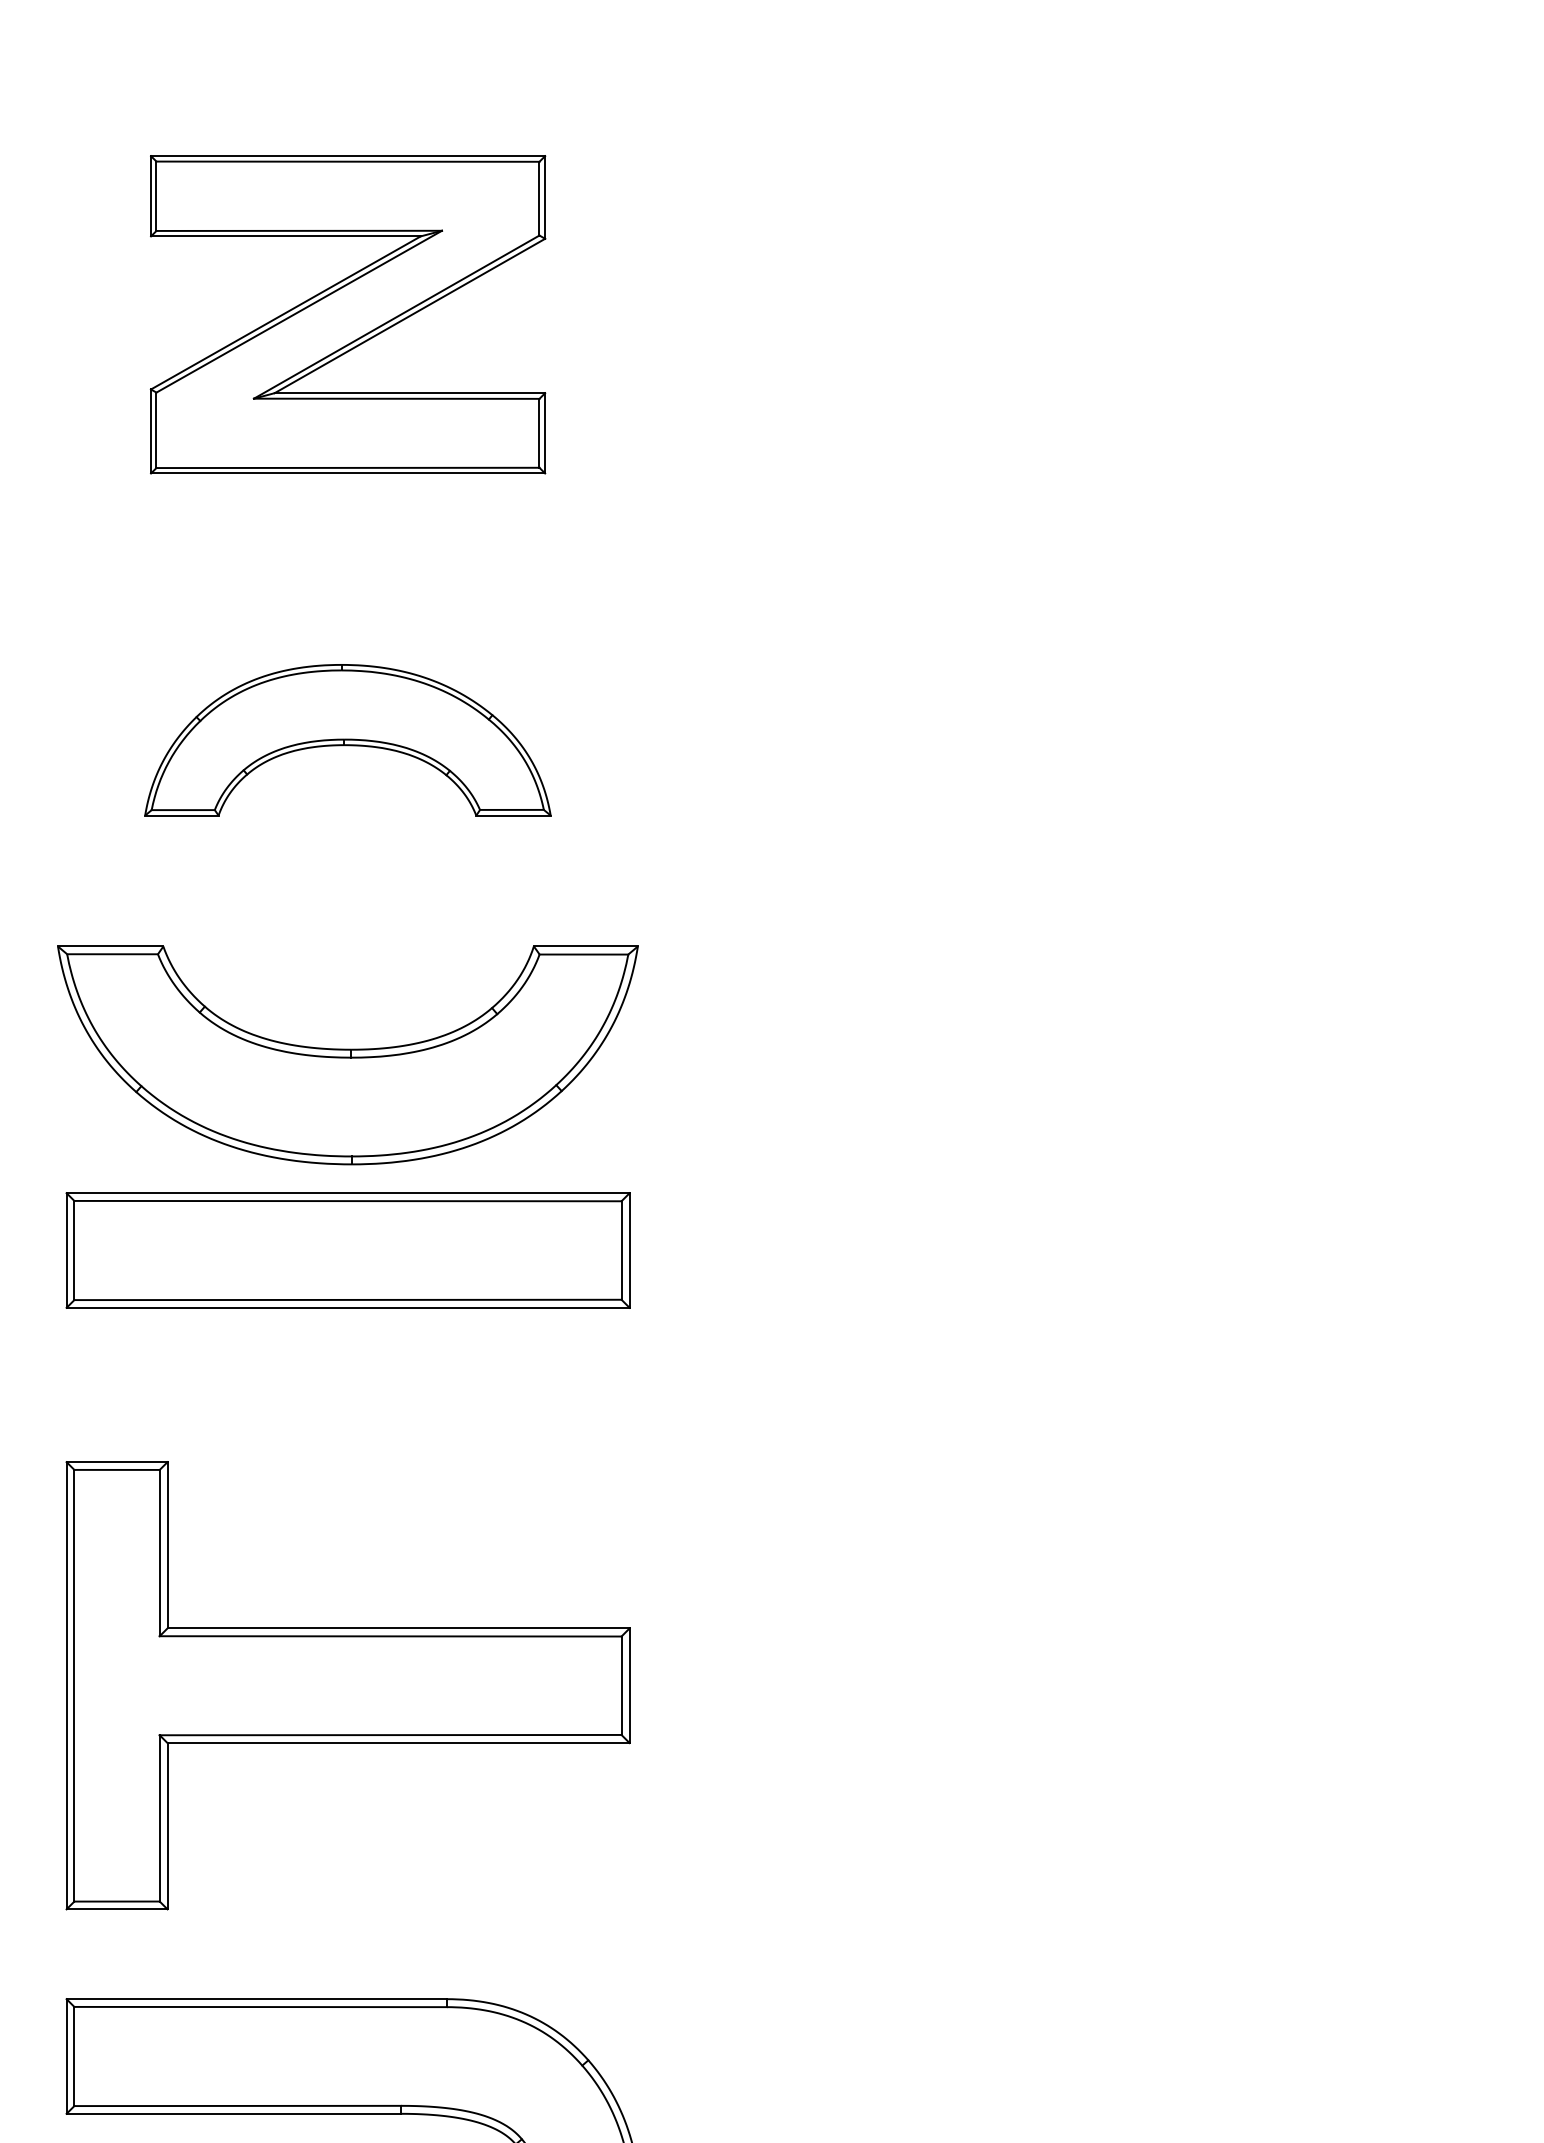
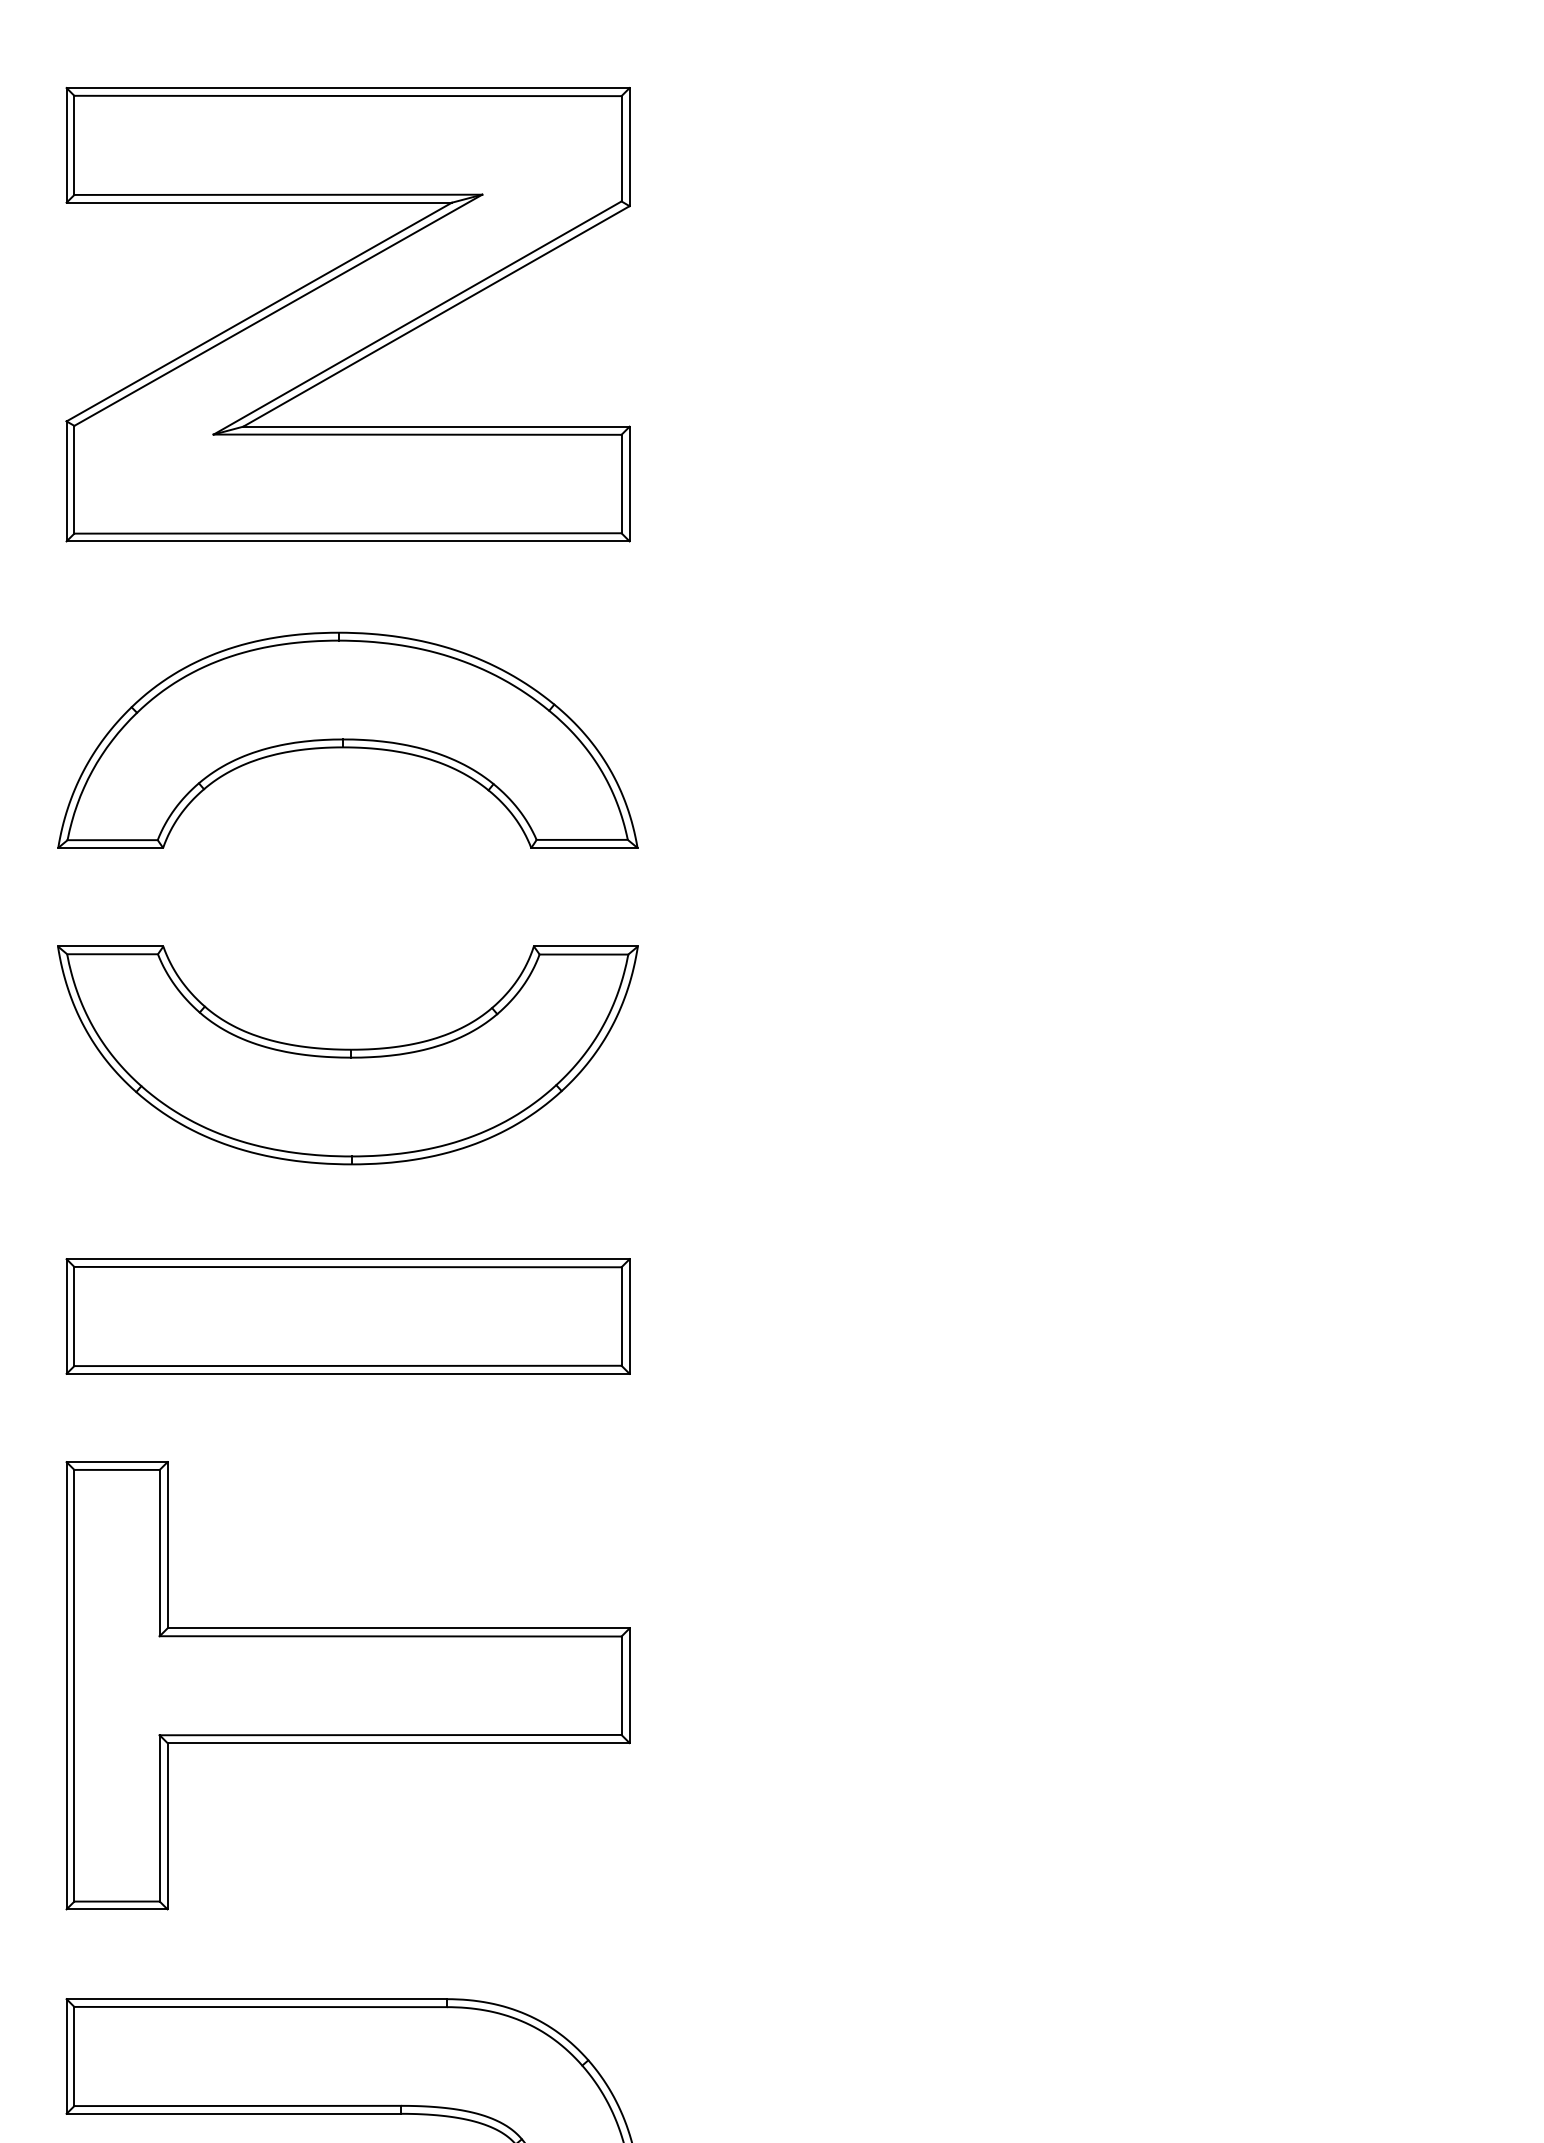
part size: 398x320 px -> 566x456 px (347, 314)
part size: 408x153 px -> 582x218 px (347, 739)
part position: (347, 1250) -> (347, 1316) (347, 1316)
